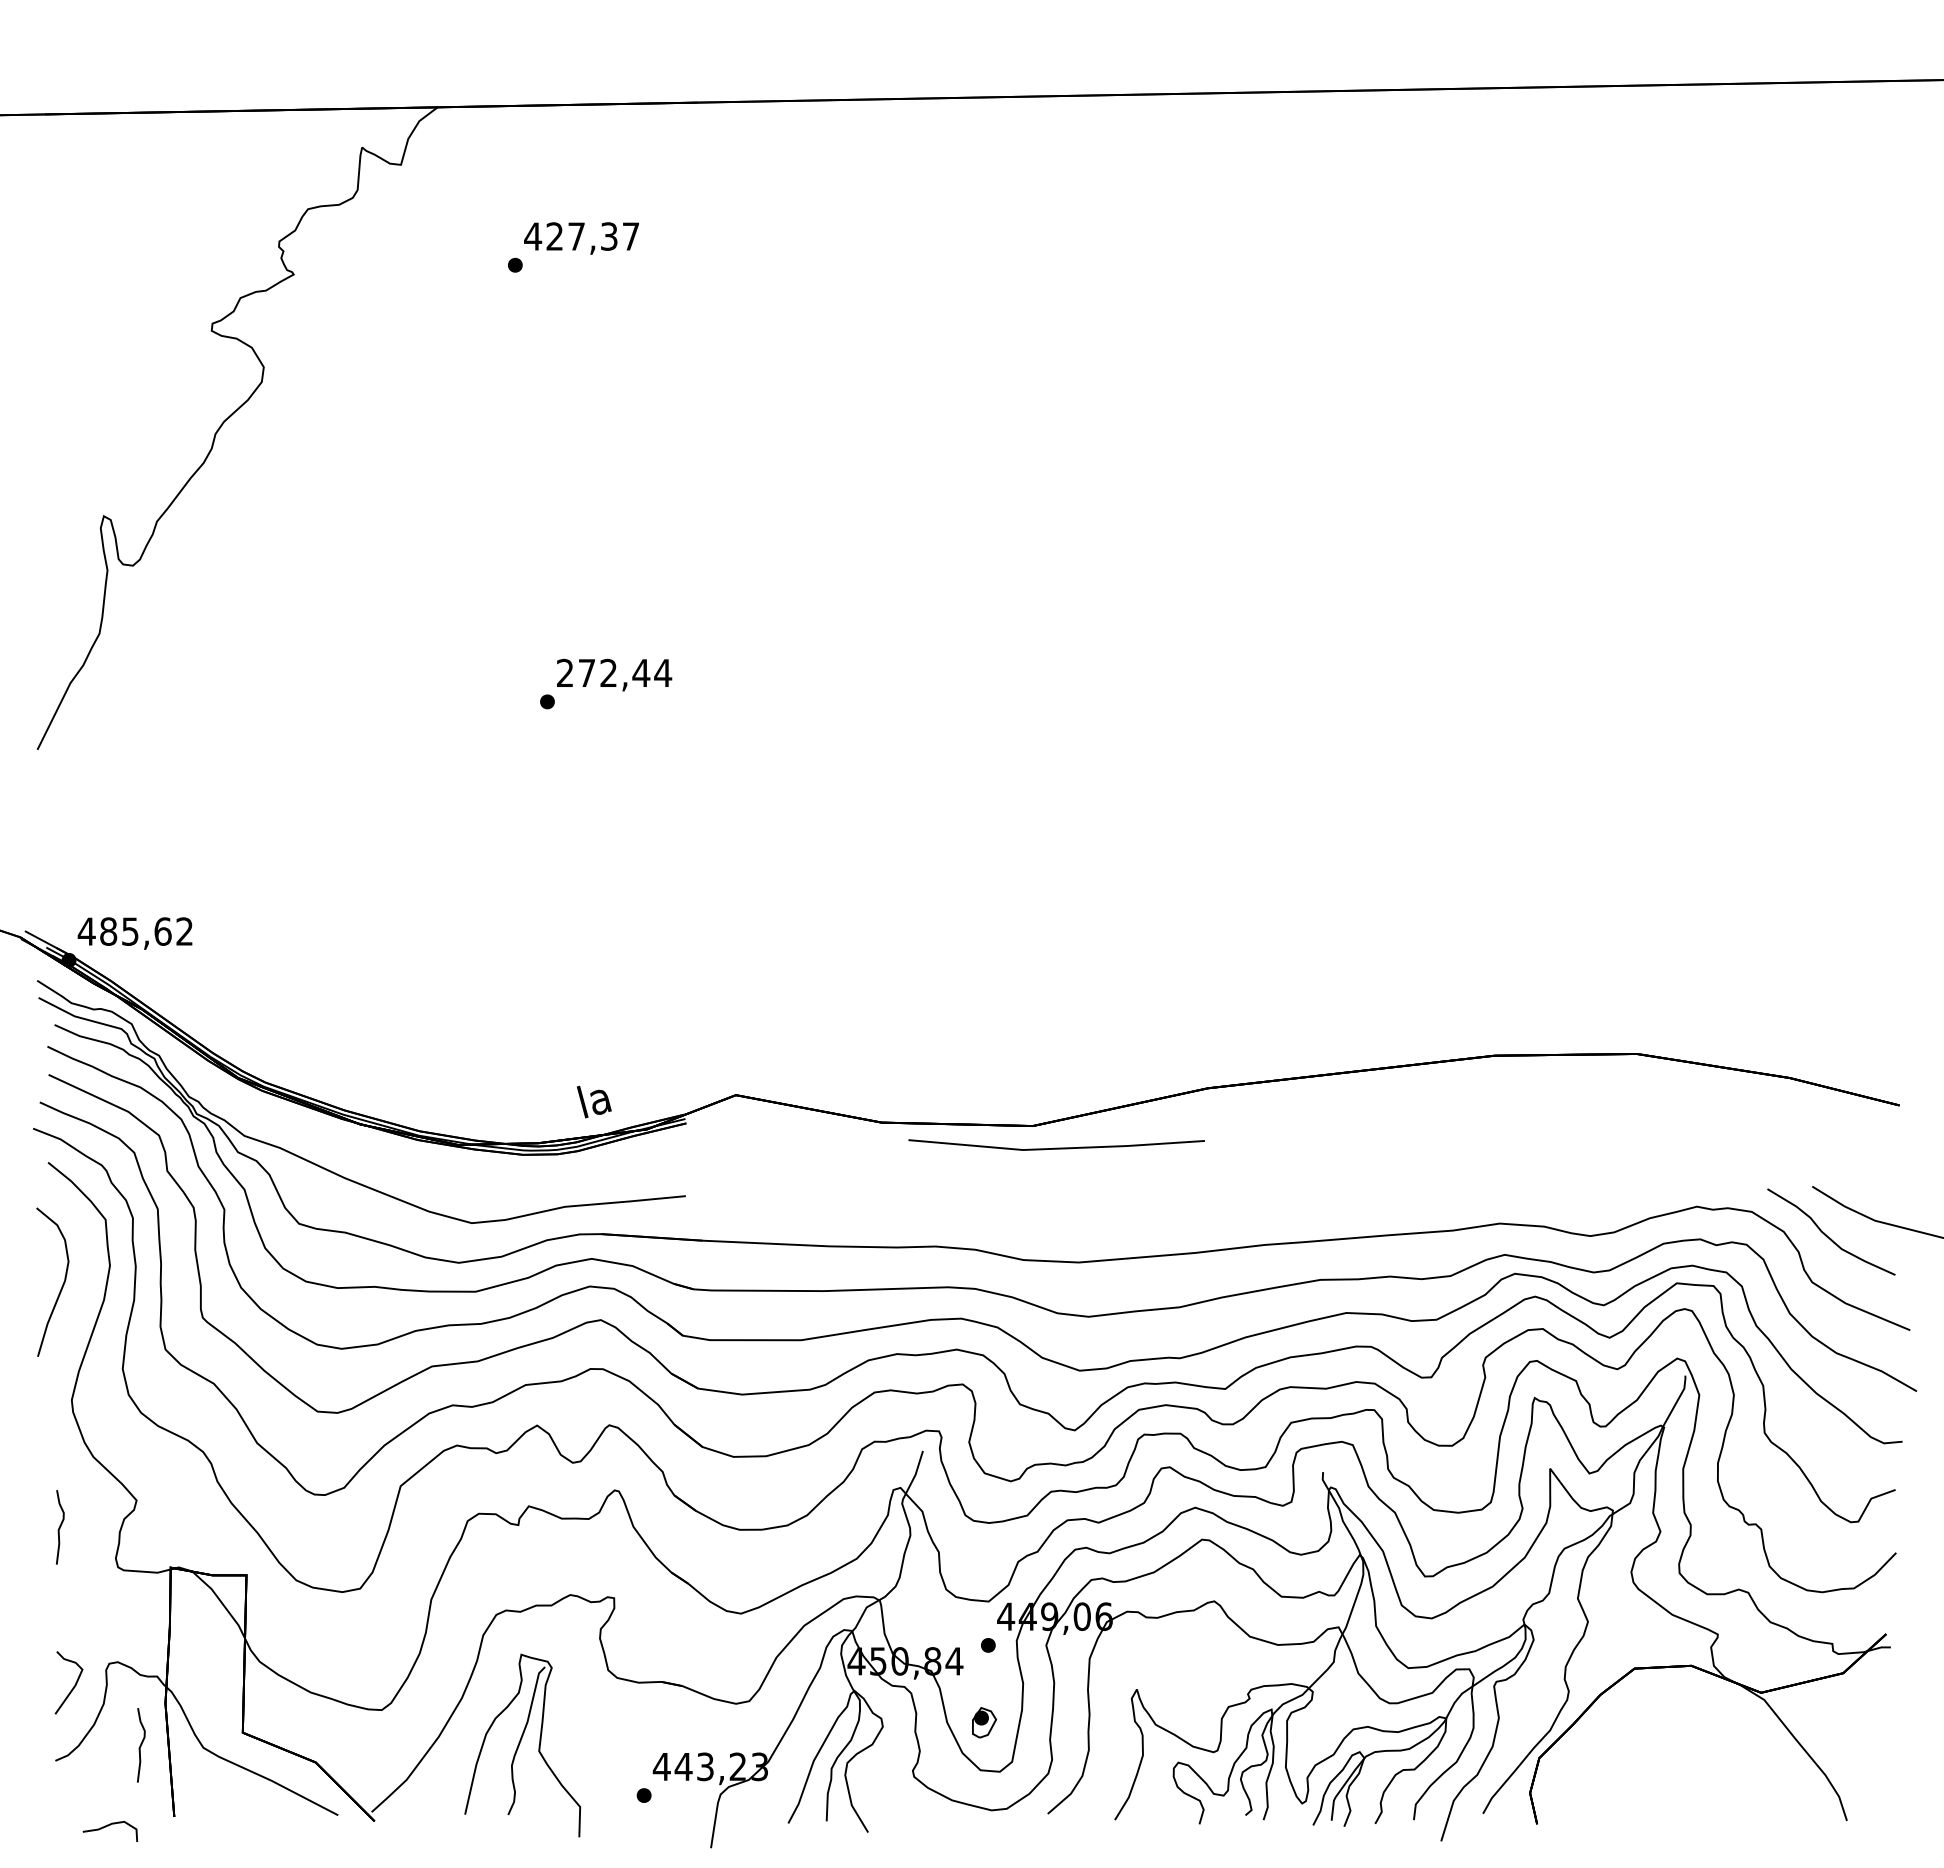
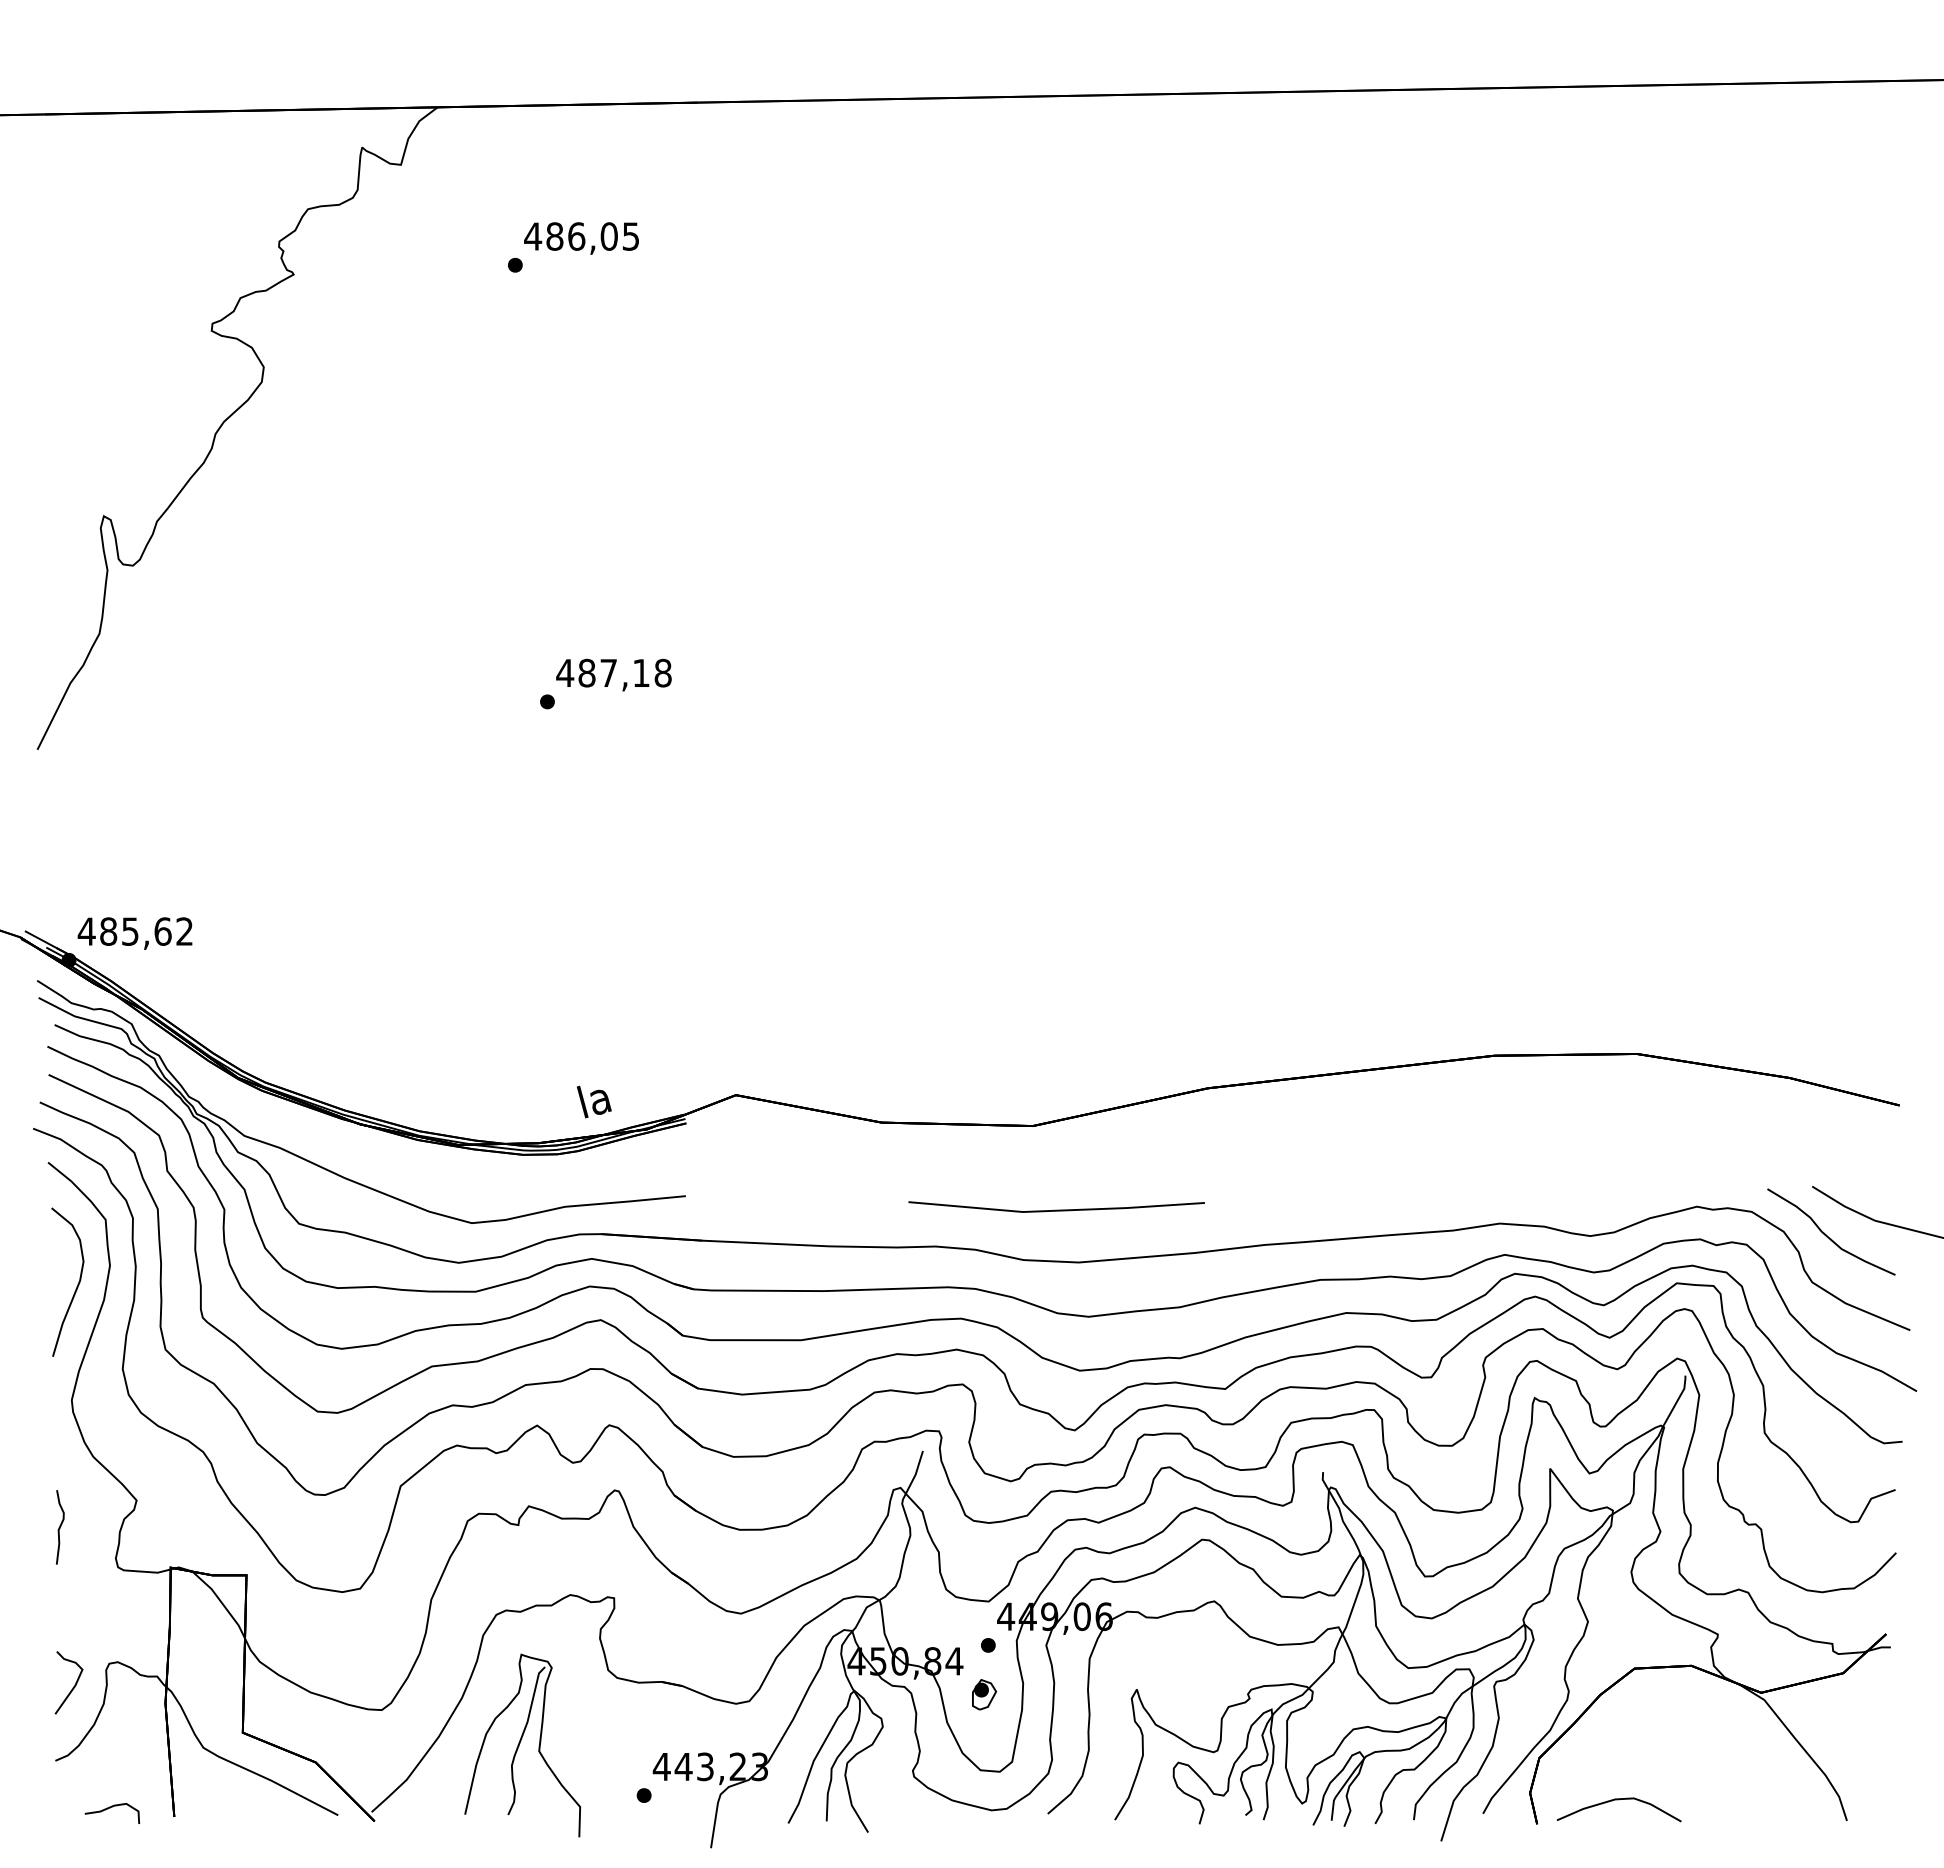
text: 427,37 -> 486,05 (592, 236)
text: 272,44 -> 487,18 (614, 672)
line position: (1056, 1147) -> (1056, 1209) (1056, 1209)
curve position: (61, 1286) -> (76, 1286) (76, 1286)
part position: (984, 1722) -> (984, 1694) (984, 1694)
curve: present -> none (141, 1745)
curve: none -> present (1618, 1800)
curve position: (108, 1826) -> (110, 1808) (110, 1808)
